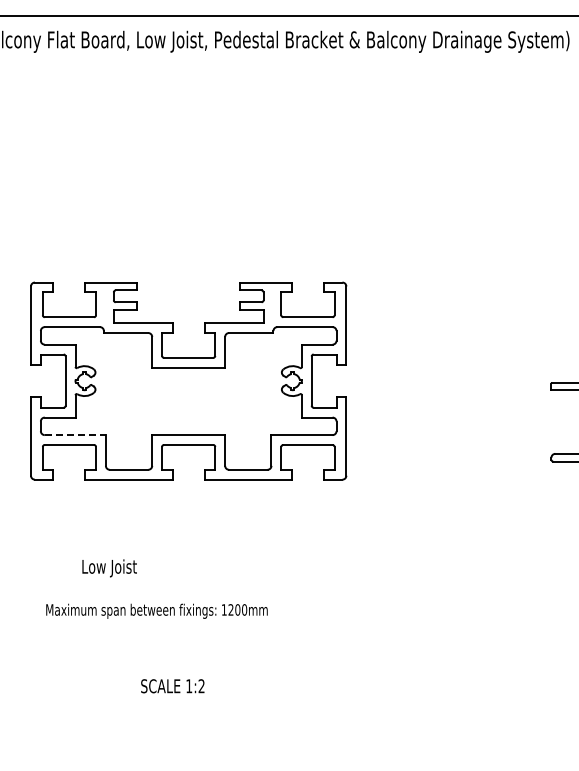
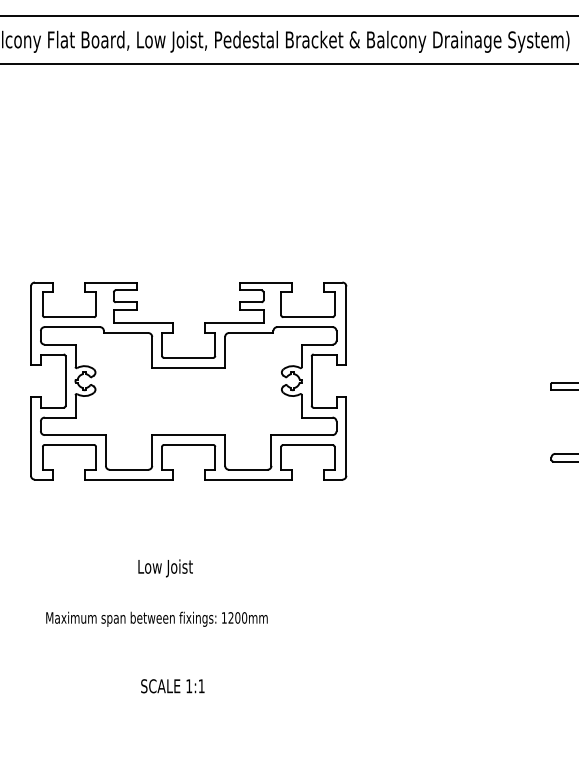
line: none -> present (288, 64)
line: dashed -> solid (75, 435)
text position: (109, 568) -> (165, 568) (165, 568)
text position: (156, 610) -> (156, 618) (156, 618)
text: 1:2 -> 1:1 (201, 685)
